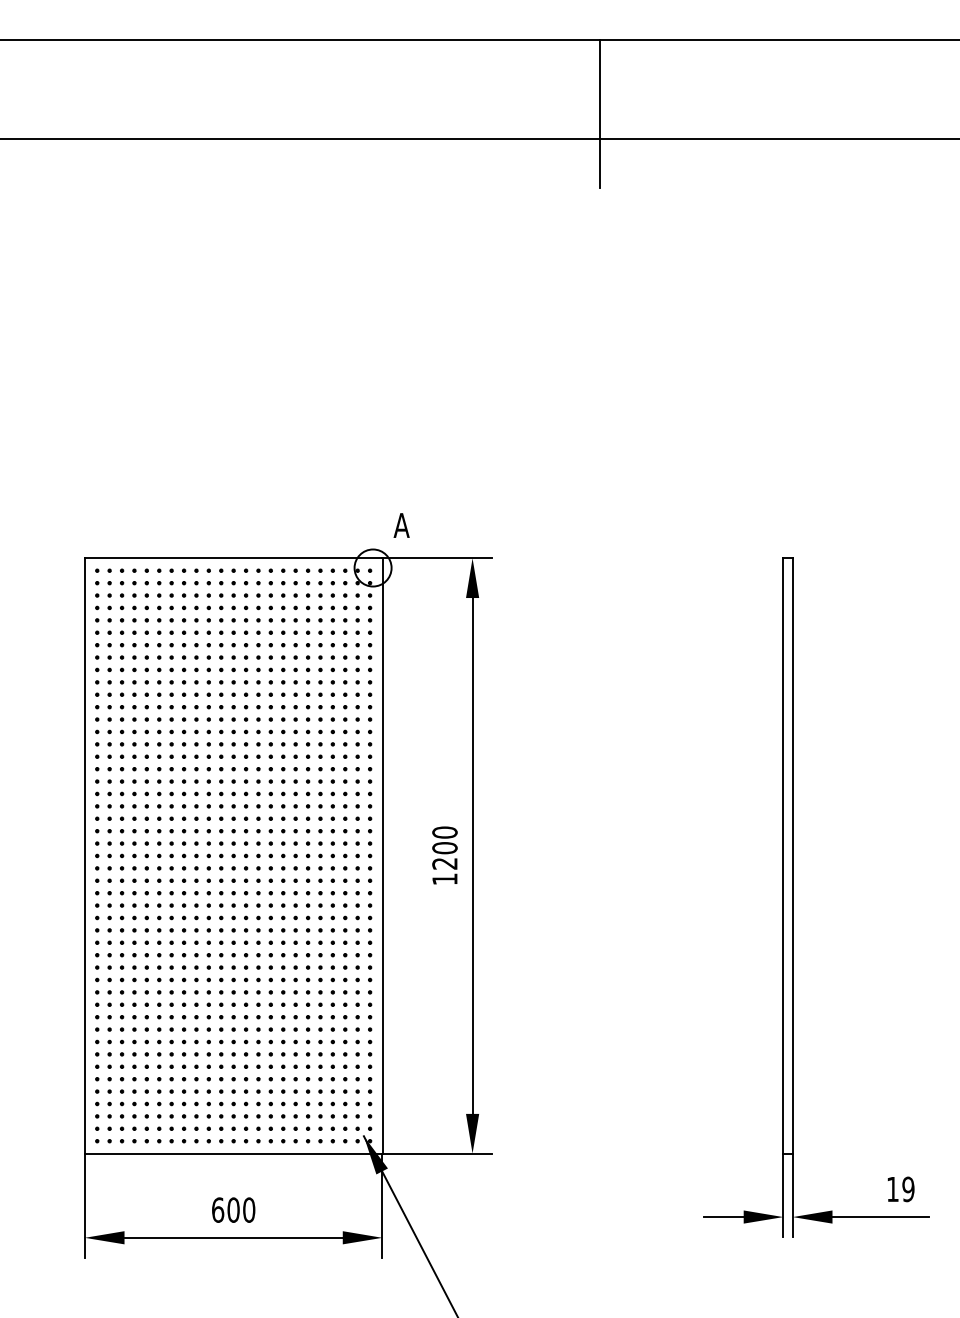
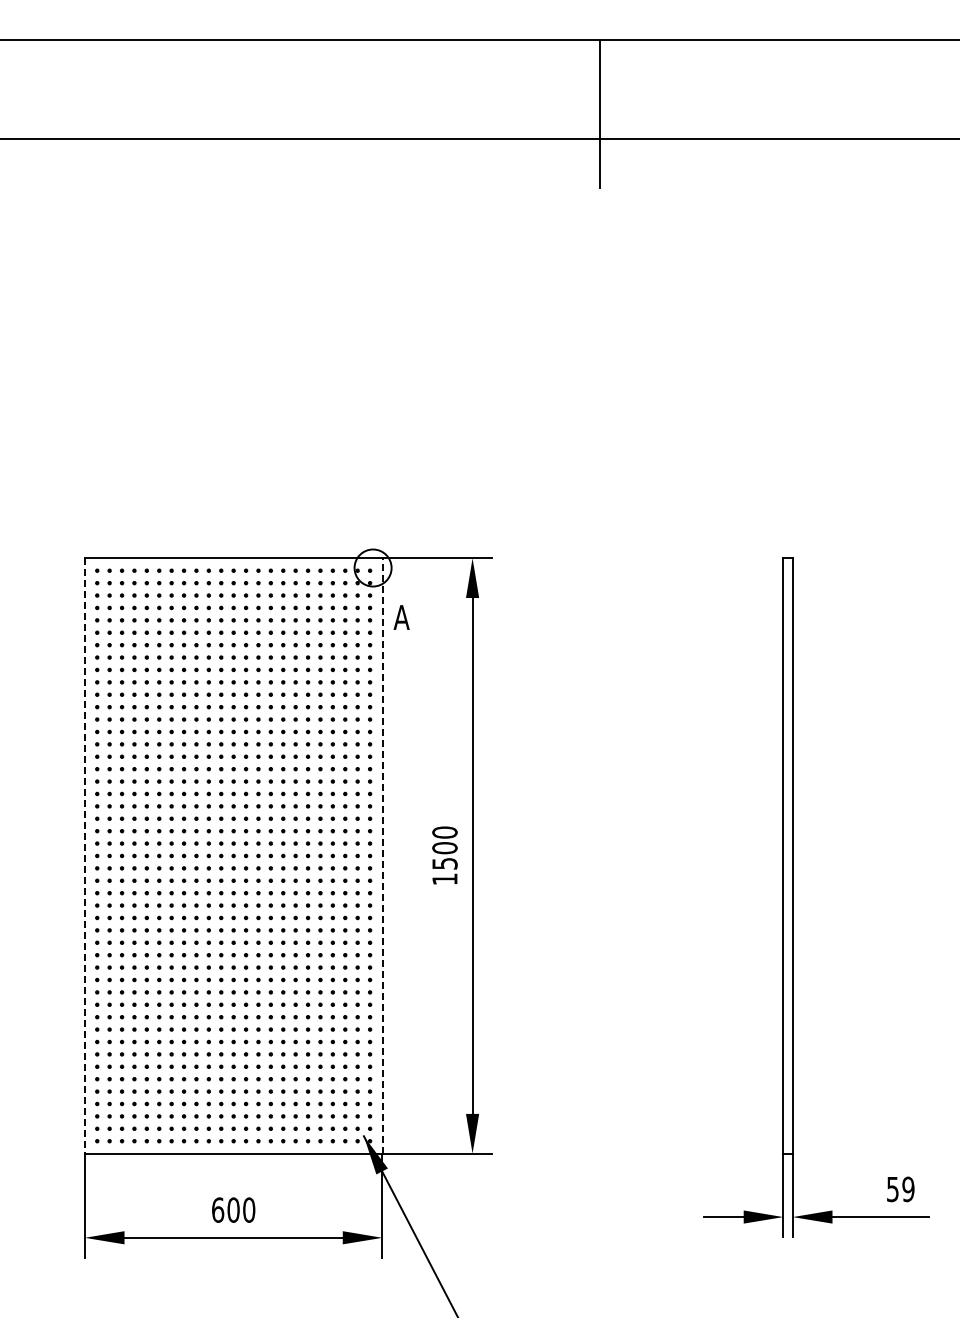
text position: (401, 525) -> (401, 617) (401, 617)
line: solid -> dashed (84, 855)
line: solid -> dashed (382, 855)
text: 1200 -> 1500 (444, 863)
text: 19 -> 59 (892, 1189)
